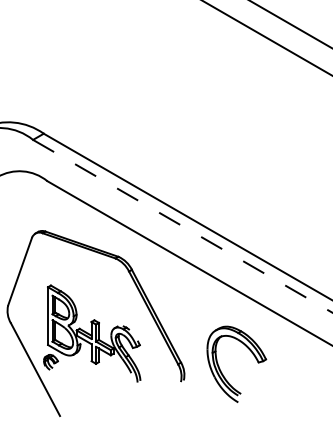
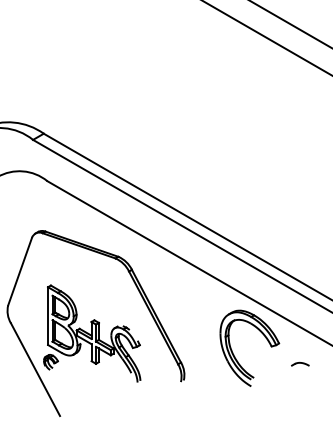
line: dashed -> solid (182, 226)
part: none -> present (300, 364)
part position: (221, 370) -> (234, 354) (234, 354)
